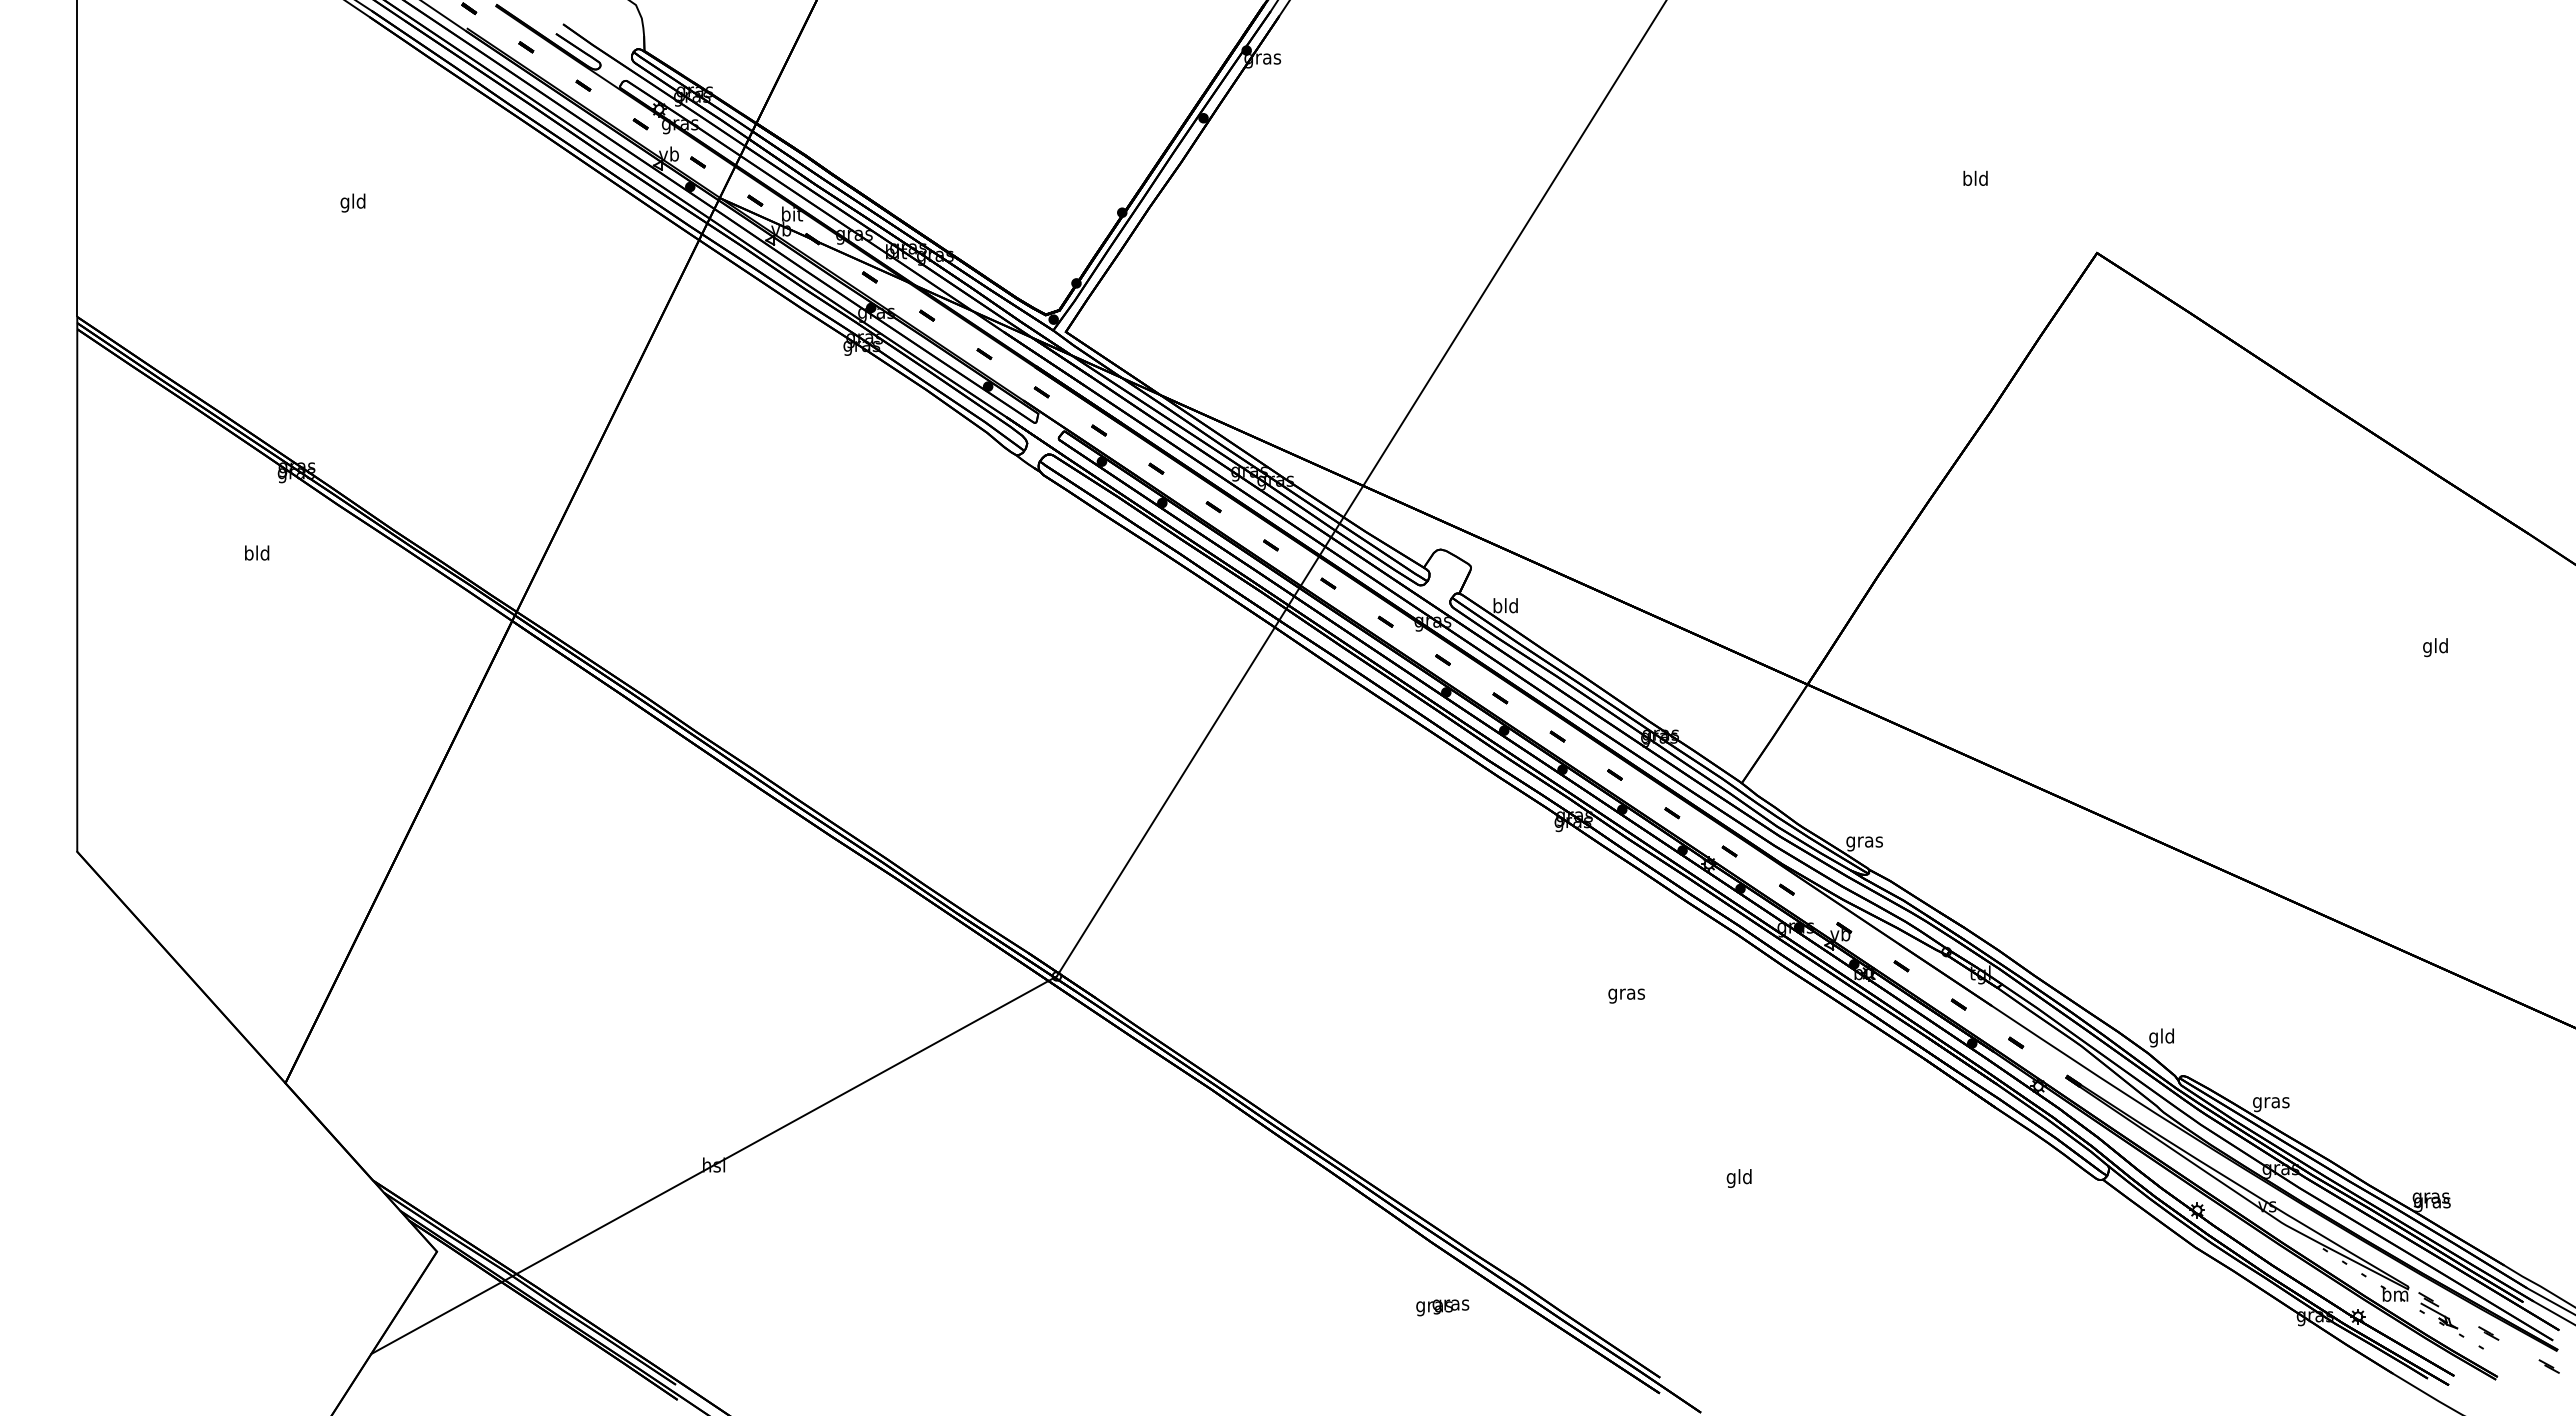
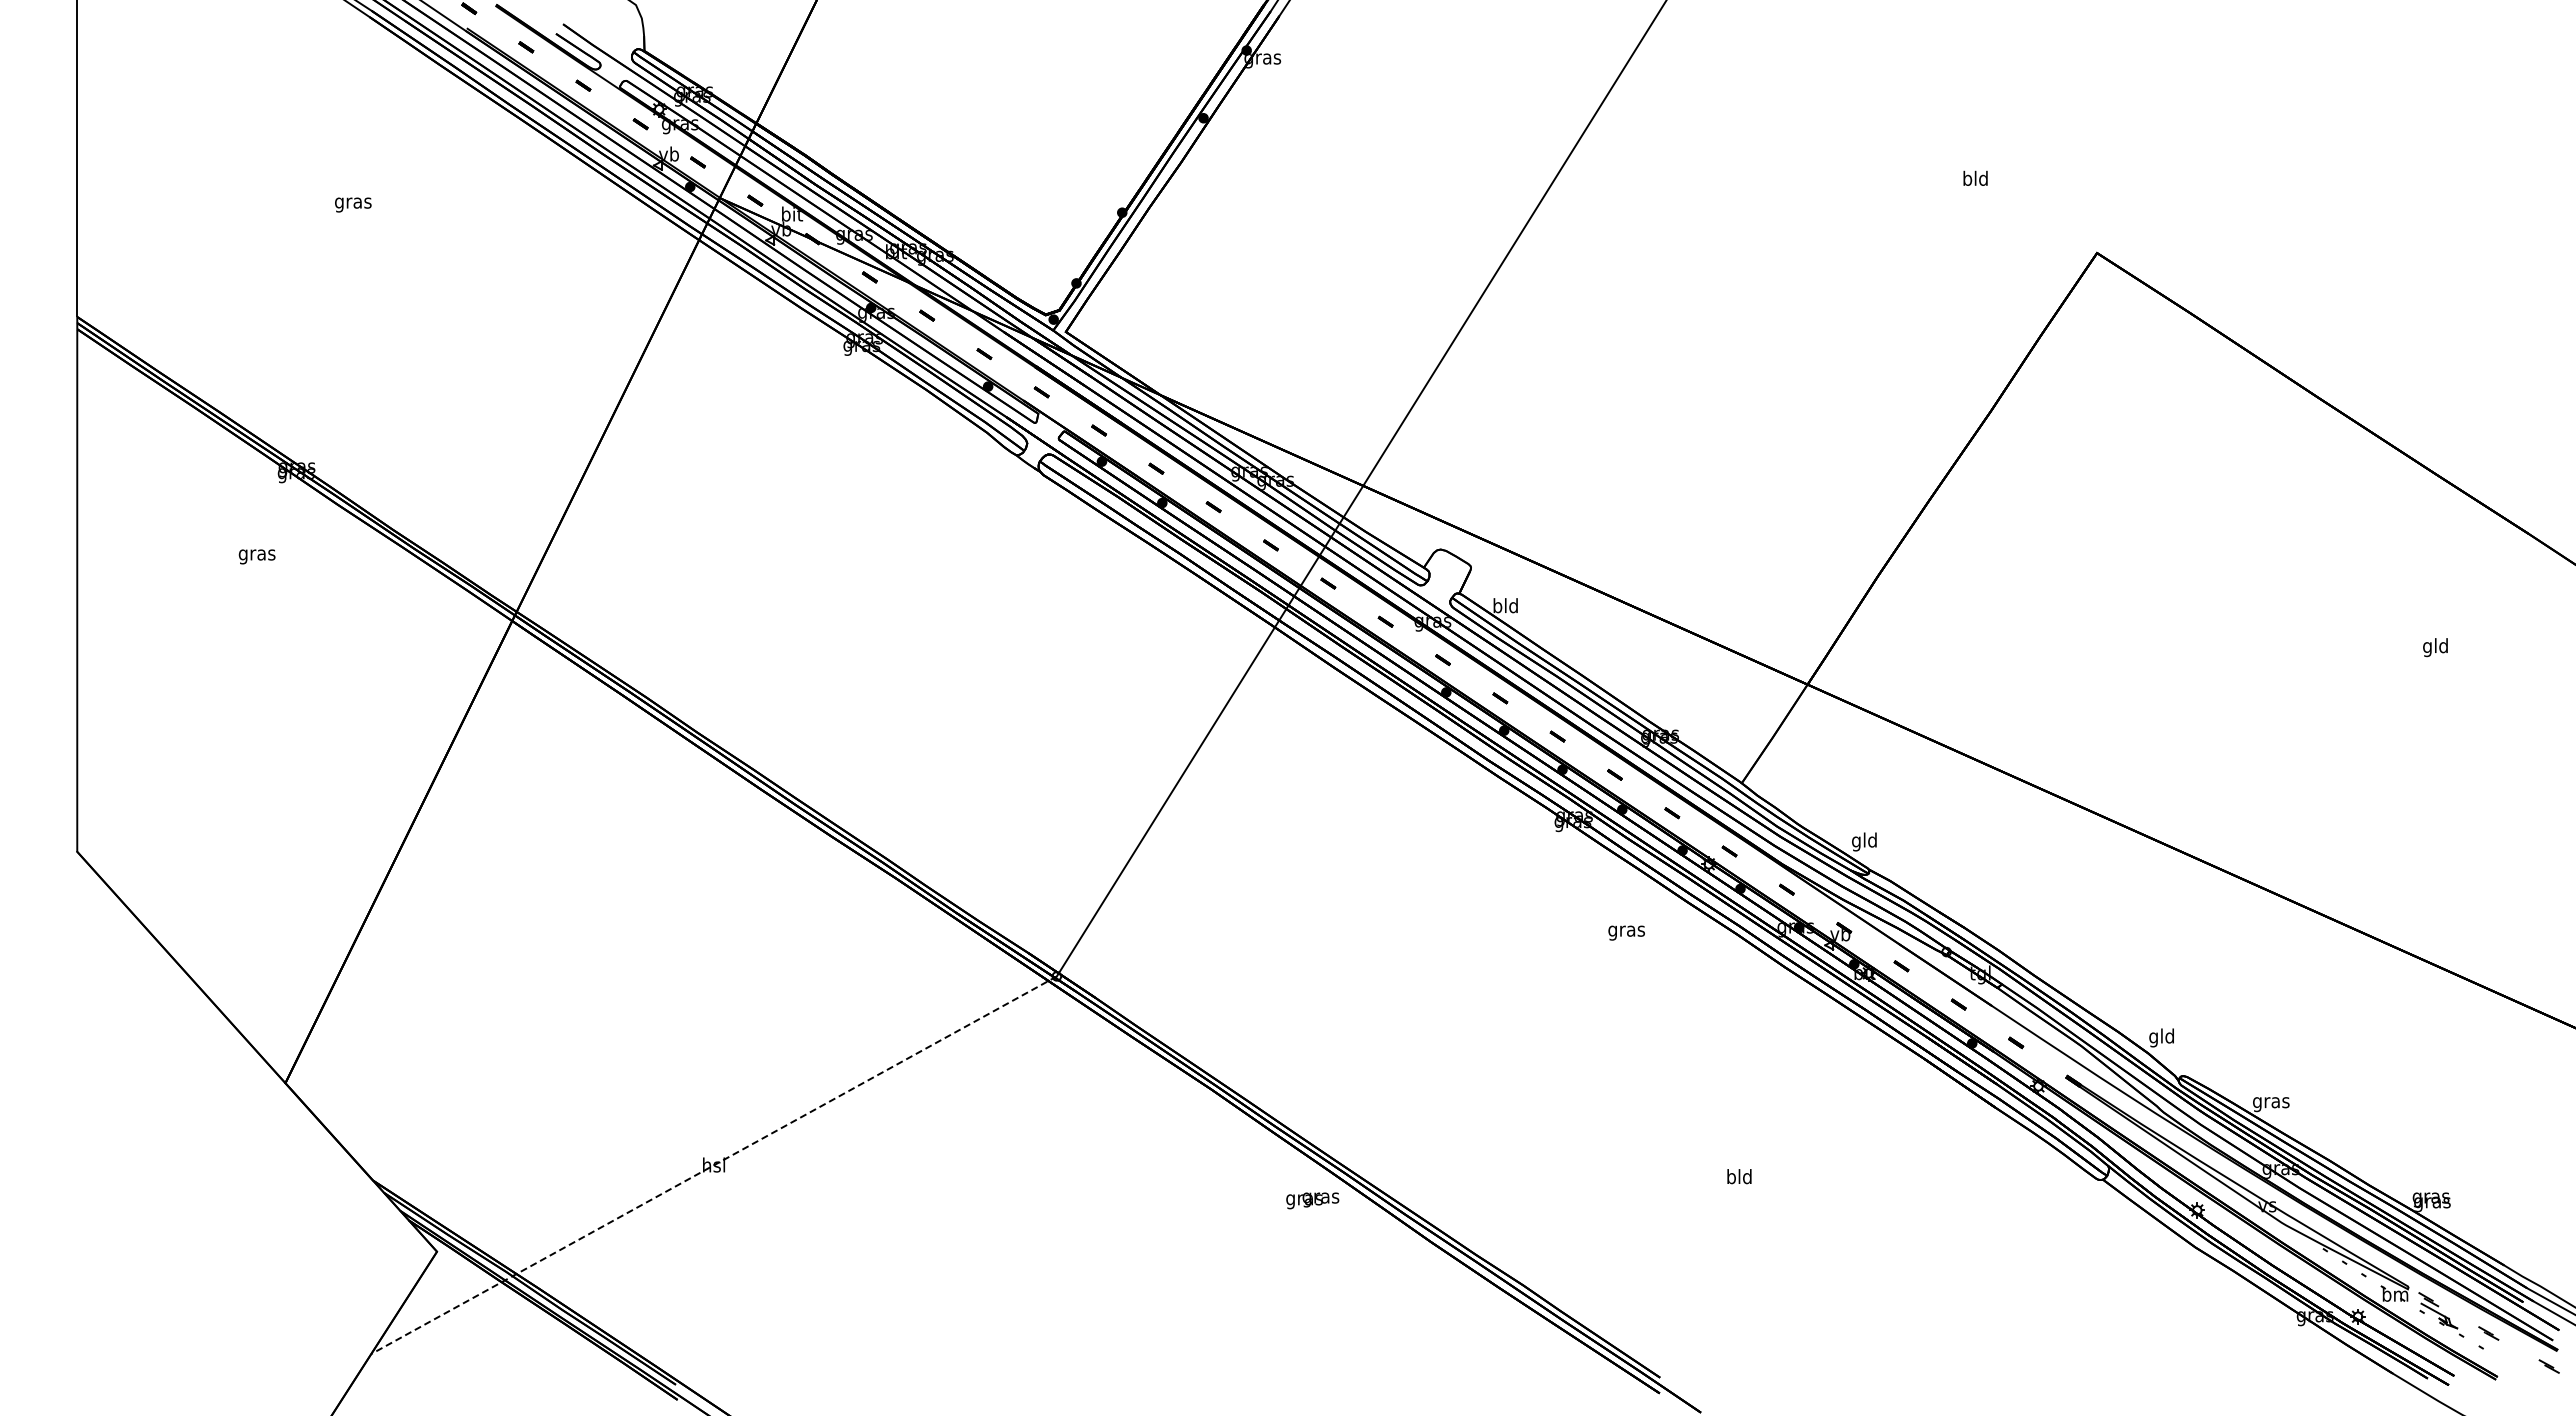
text: gld -> gras (353, 202)
text: bld -> gras (256, 554)
text: gras -> gld (1864, 841)
text position: (1626, 995) -> (1626, 932) (1626, 932)
line: solid -> dashed (713, 1165)
text: gld -> bld (1730, 1178)
text position: (1442, 1307) -> (1312, 1200) (1312, 1200)
